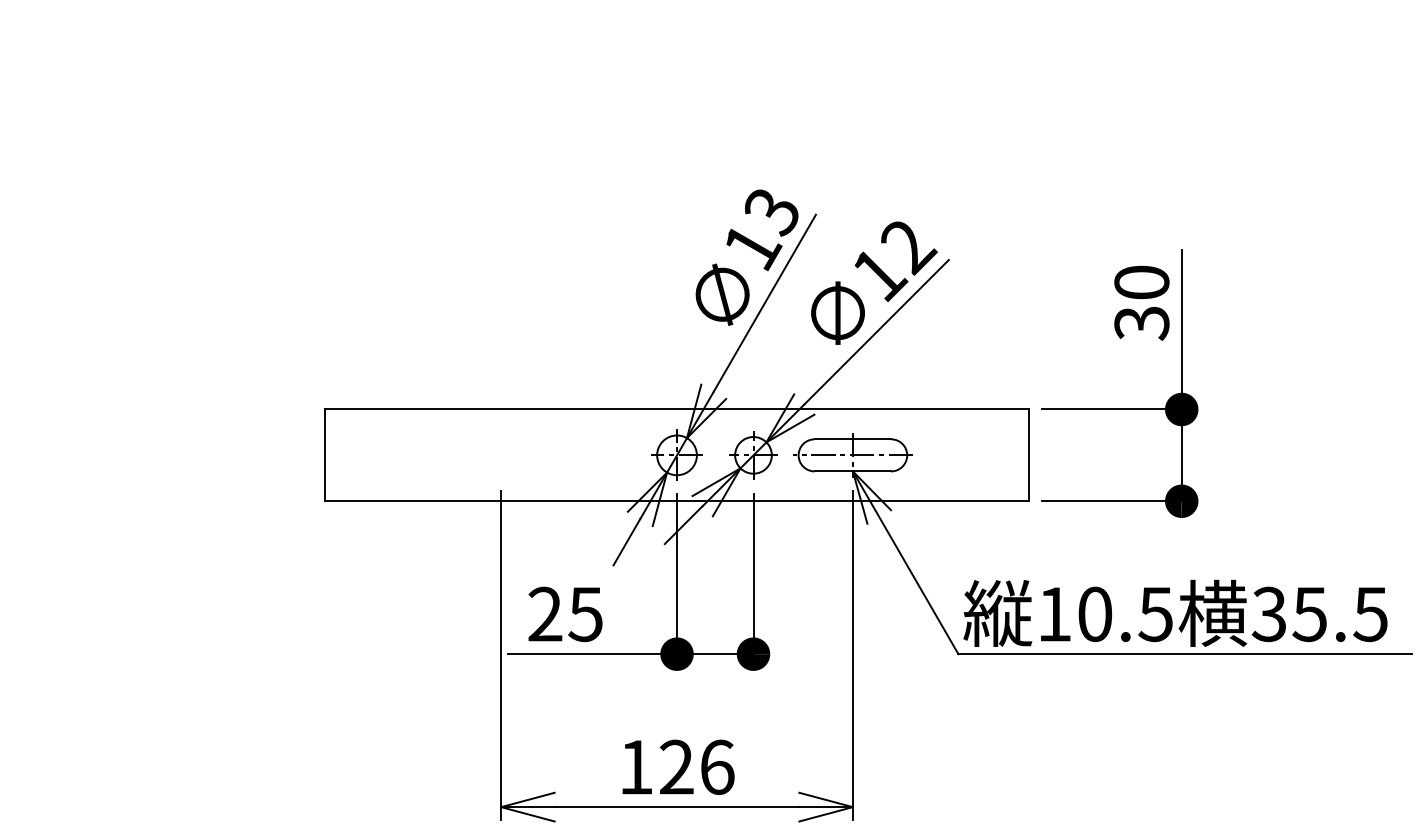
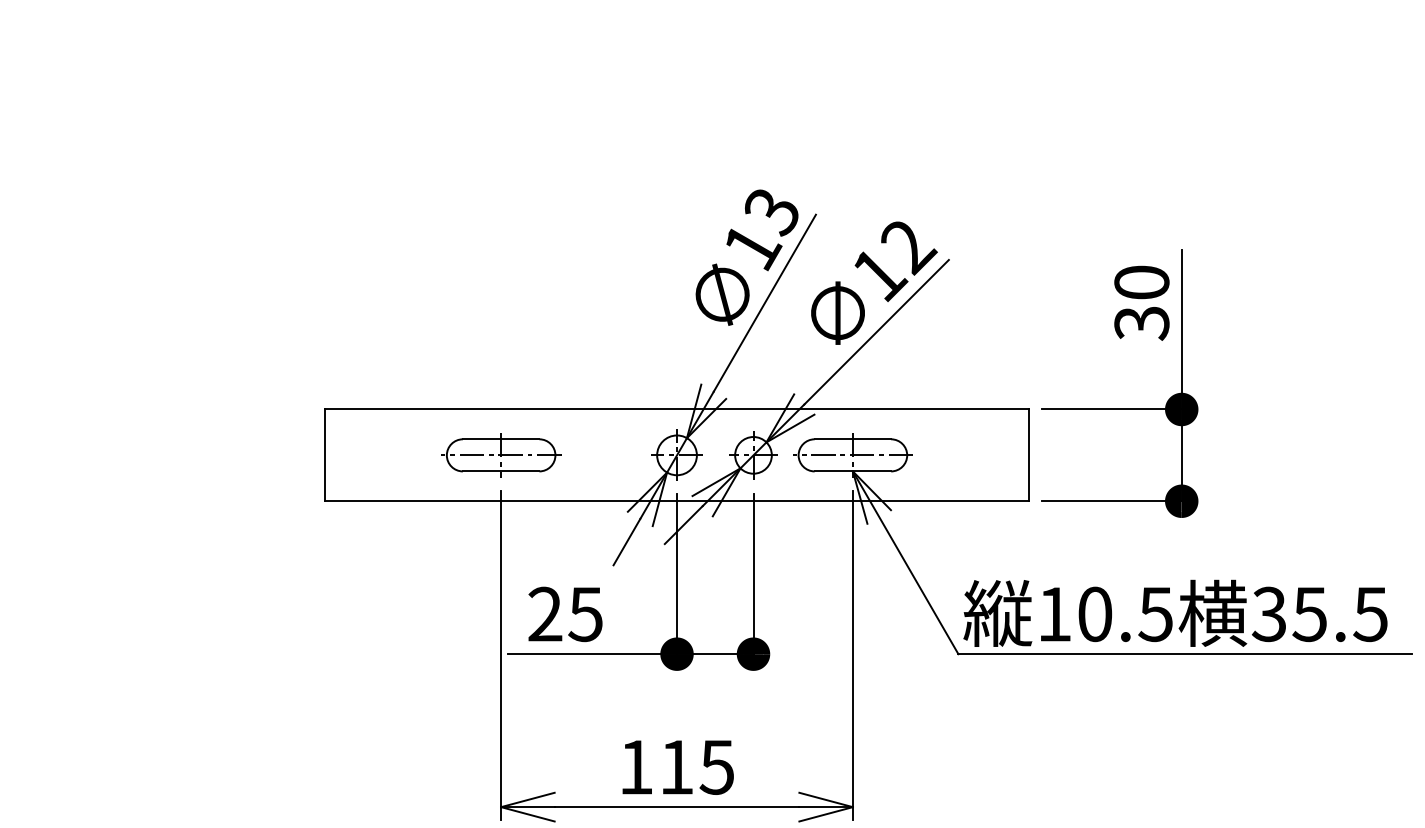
part: none -> present (501, 455)
text: 126 -> 115 (697, 766)
